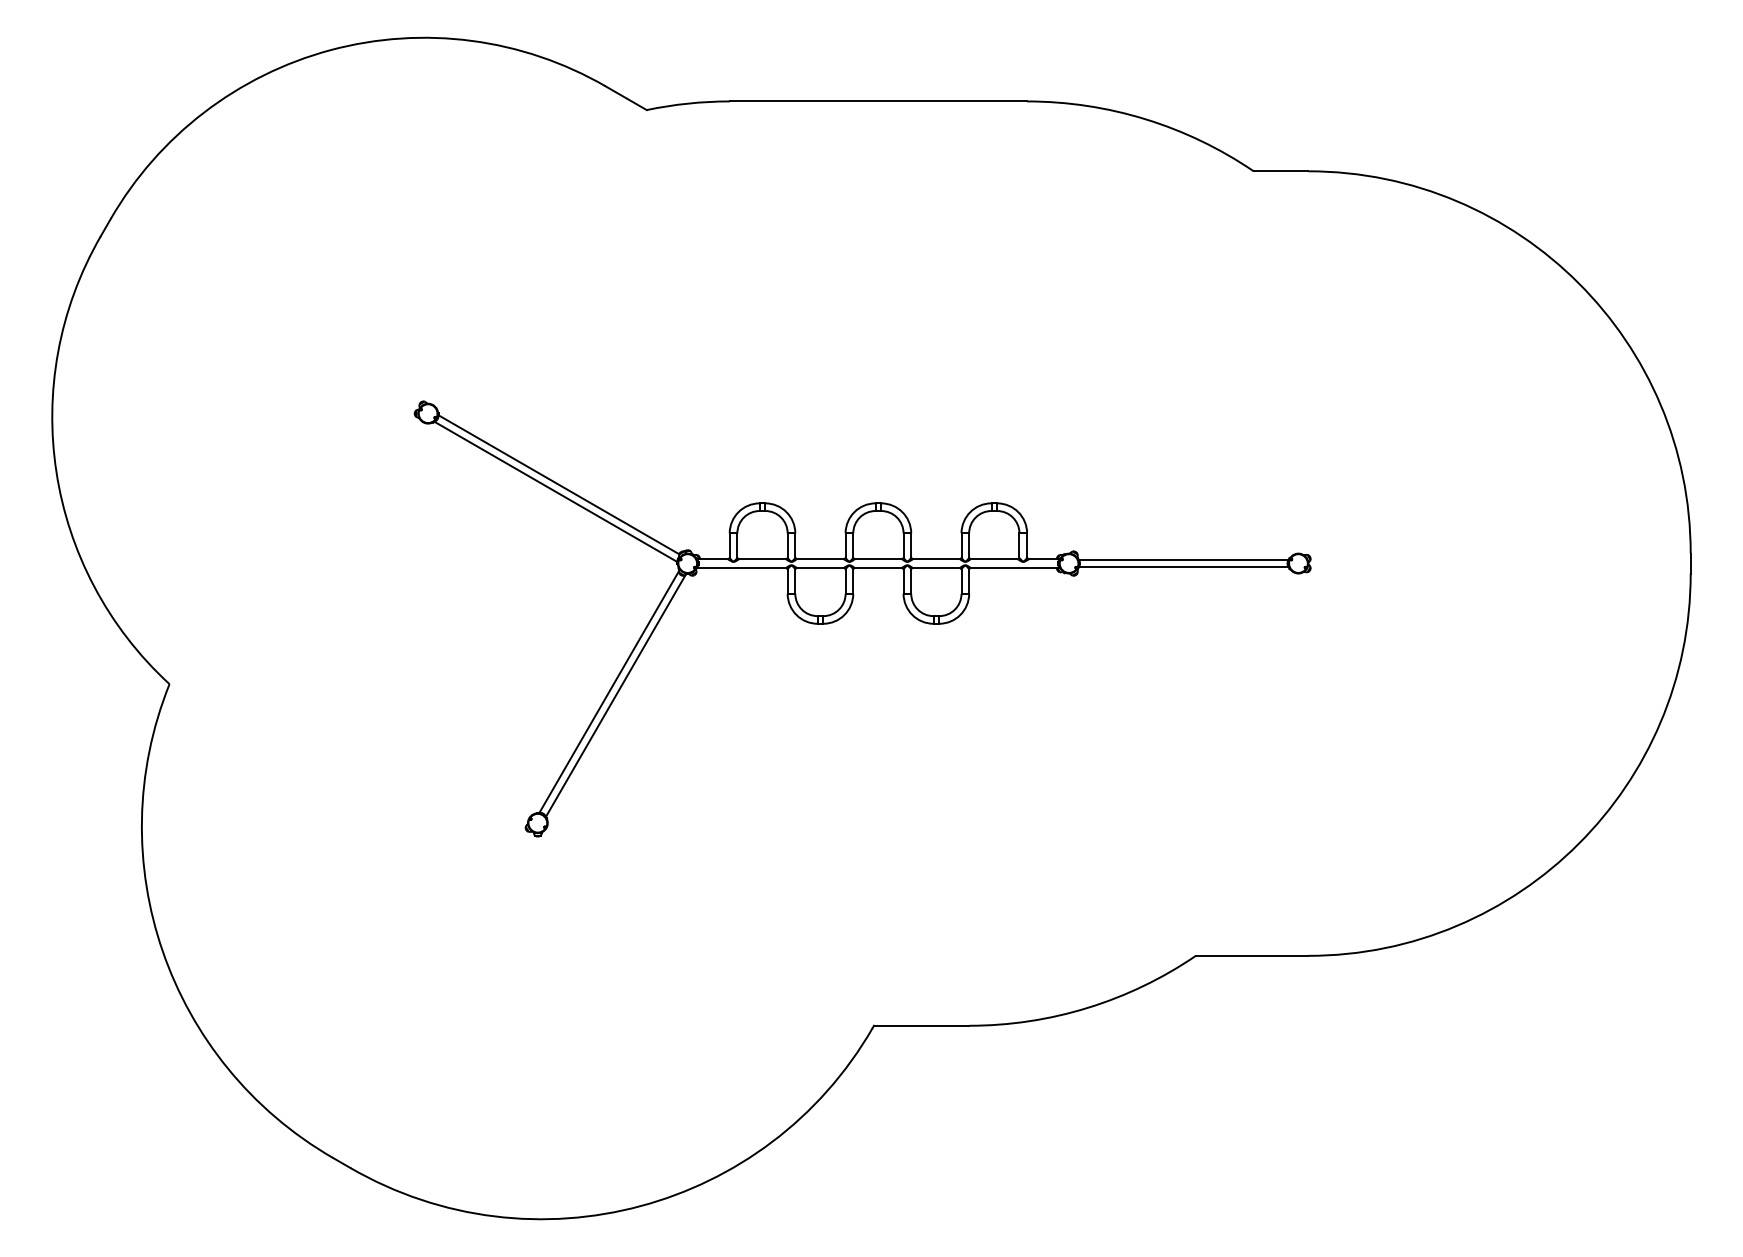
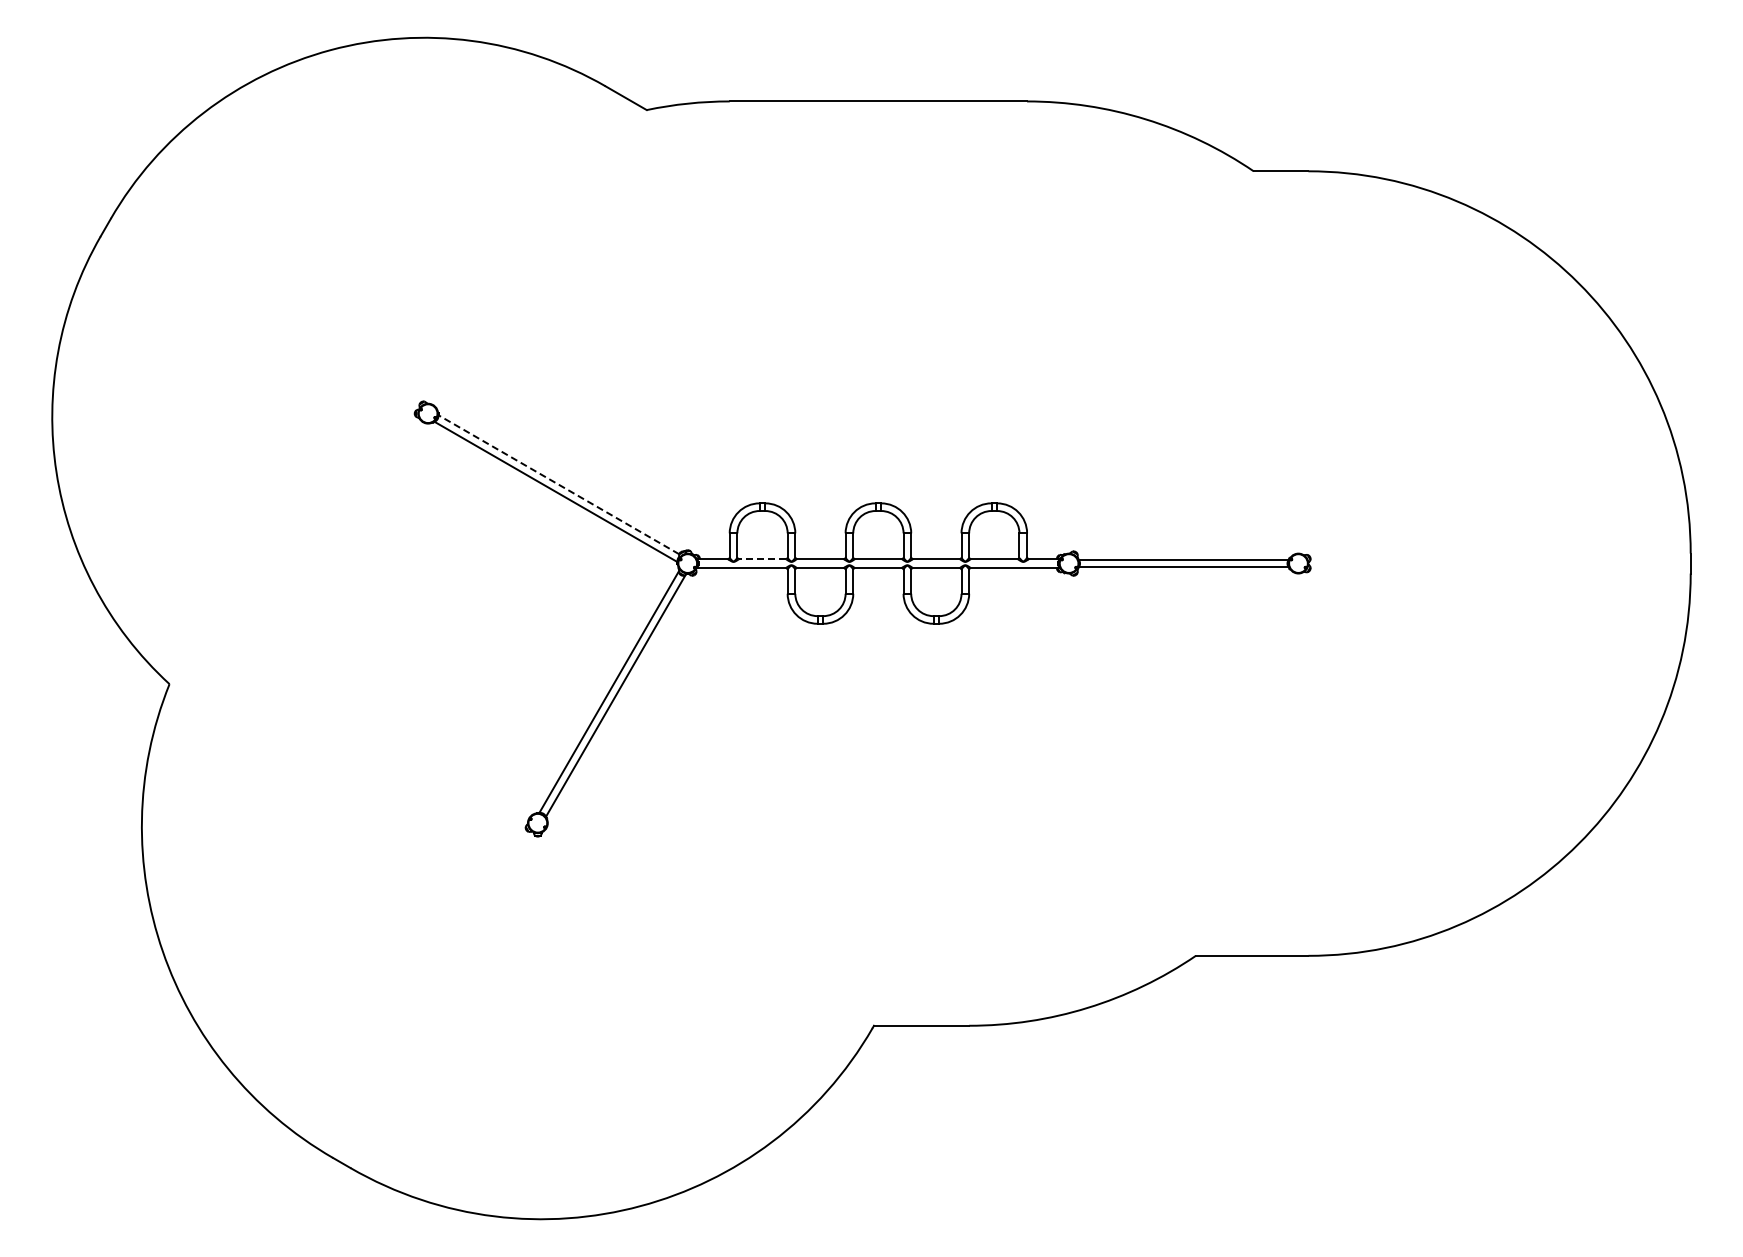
line: solid -> dashed (558, 484)
line: solid -> dashed (762, 559)
